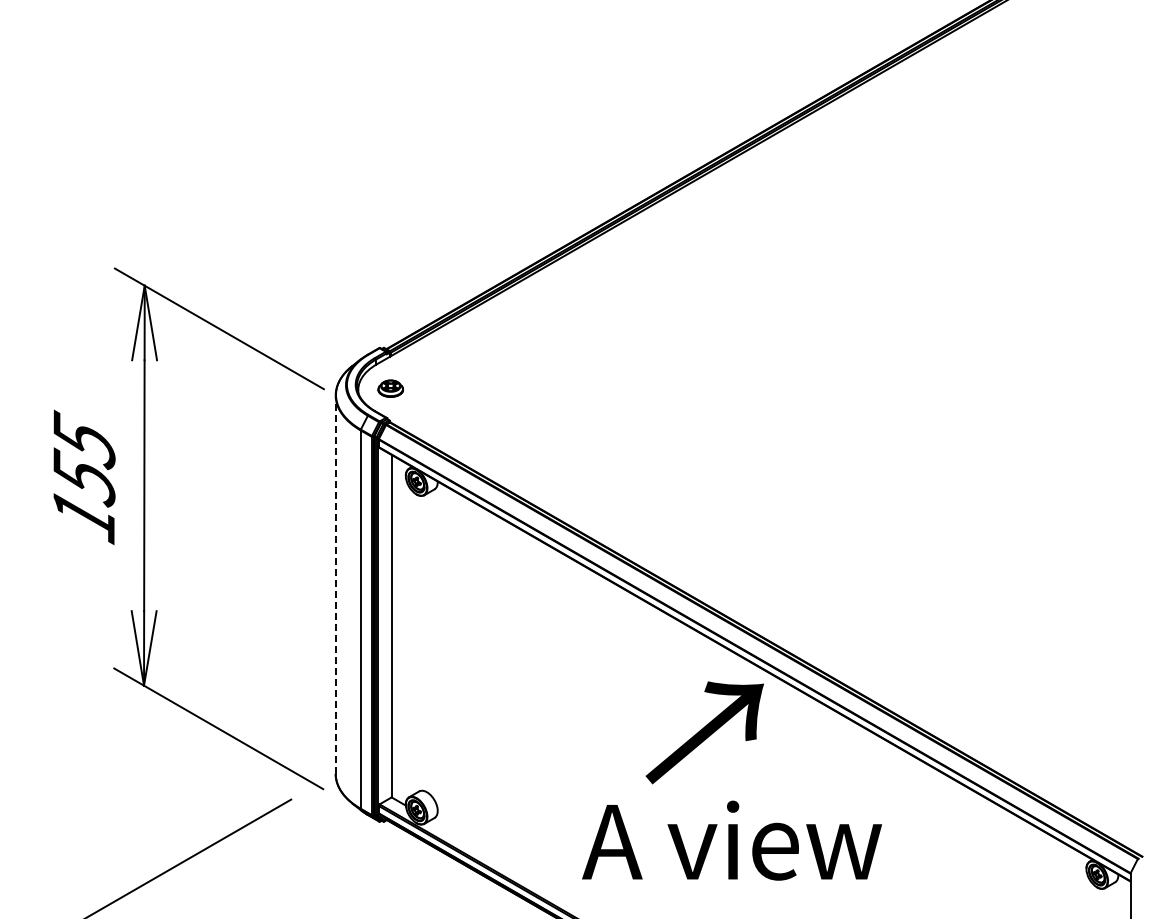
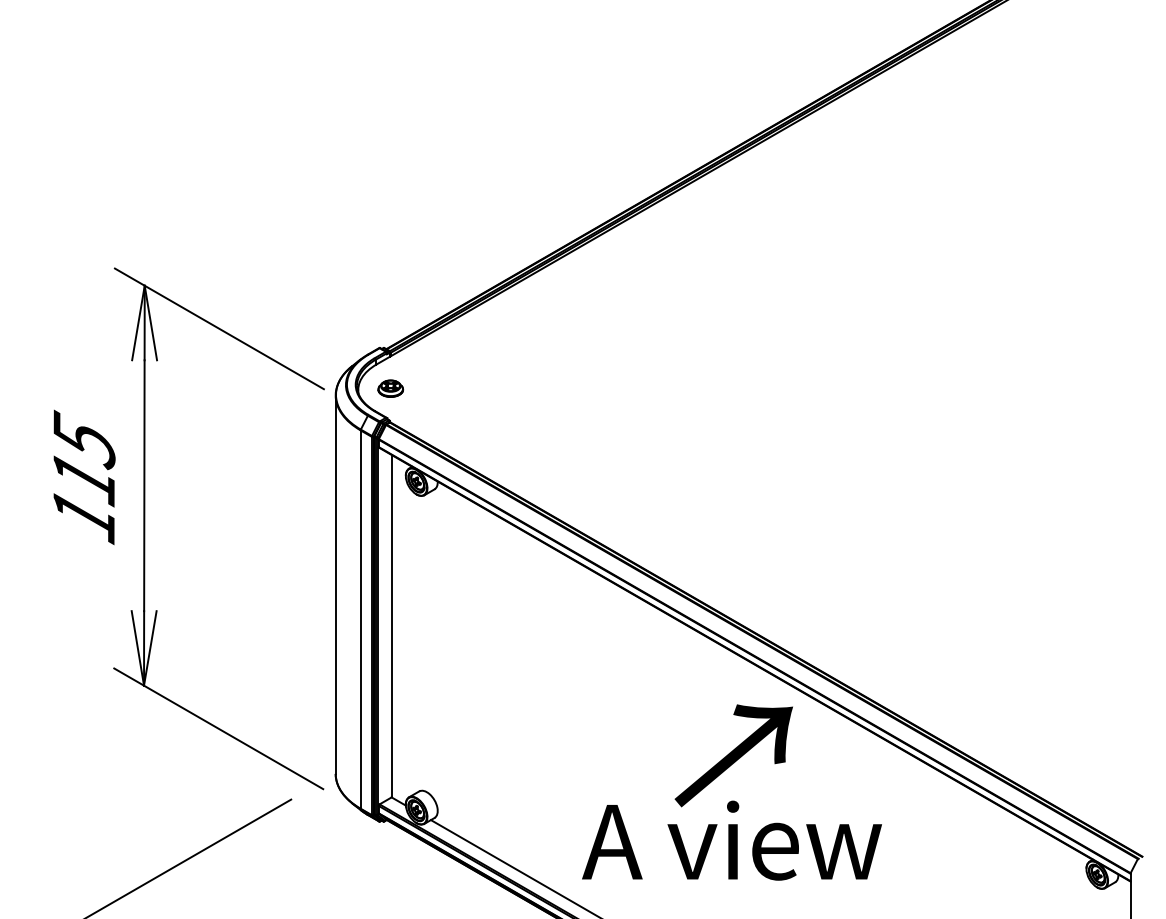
text: 155 -> 115 (84, 477)
line: dashed -> solid (335, 584)
text position: (704, 732) -> (733, 755) (733, 755)
line: none -> present (513, 867)
